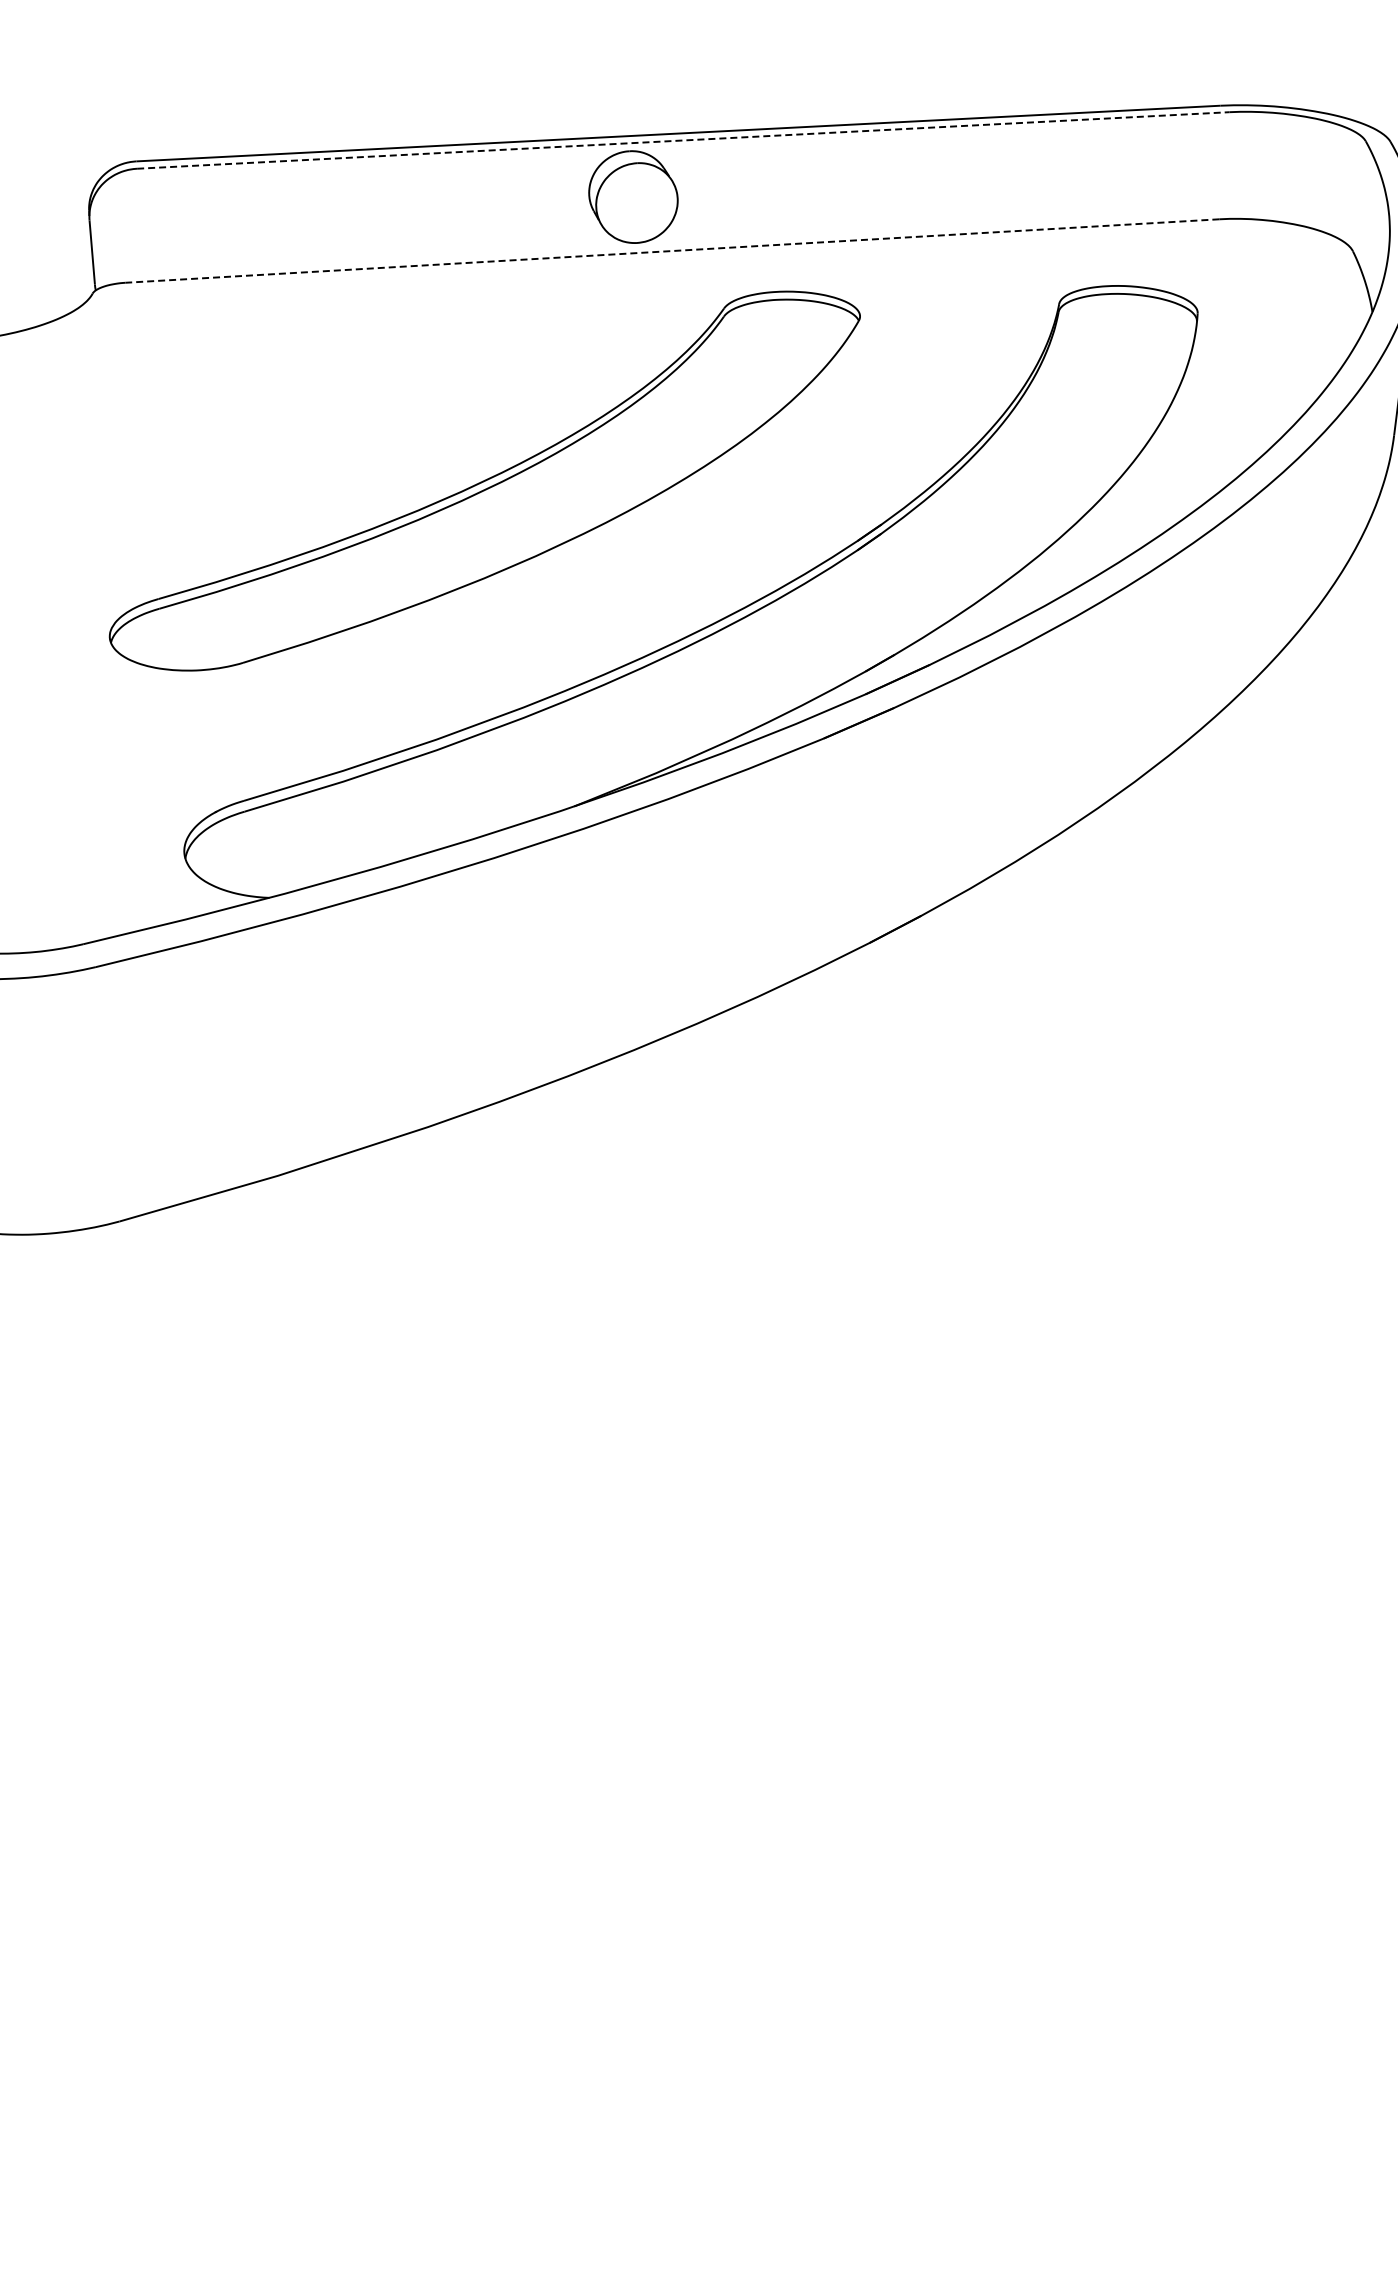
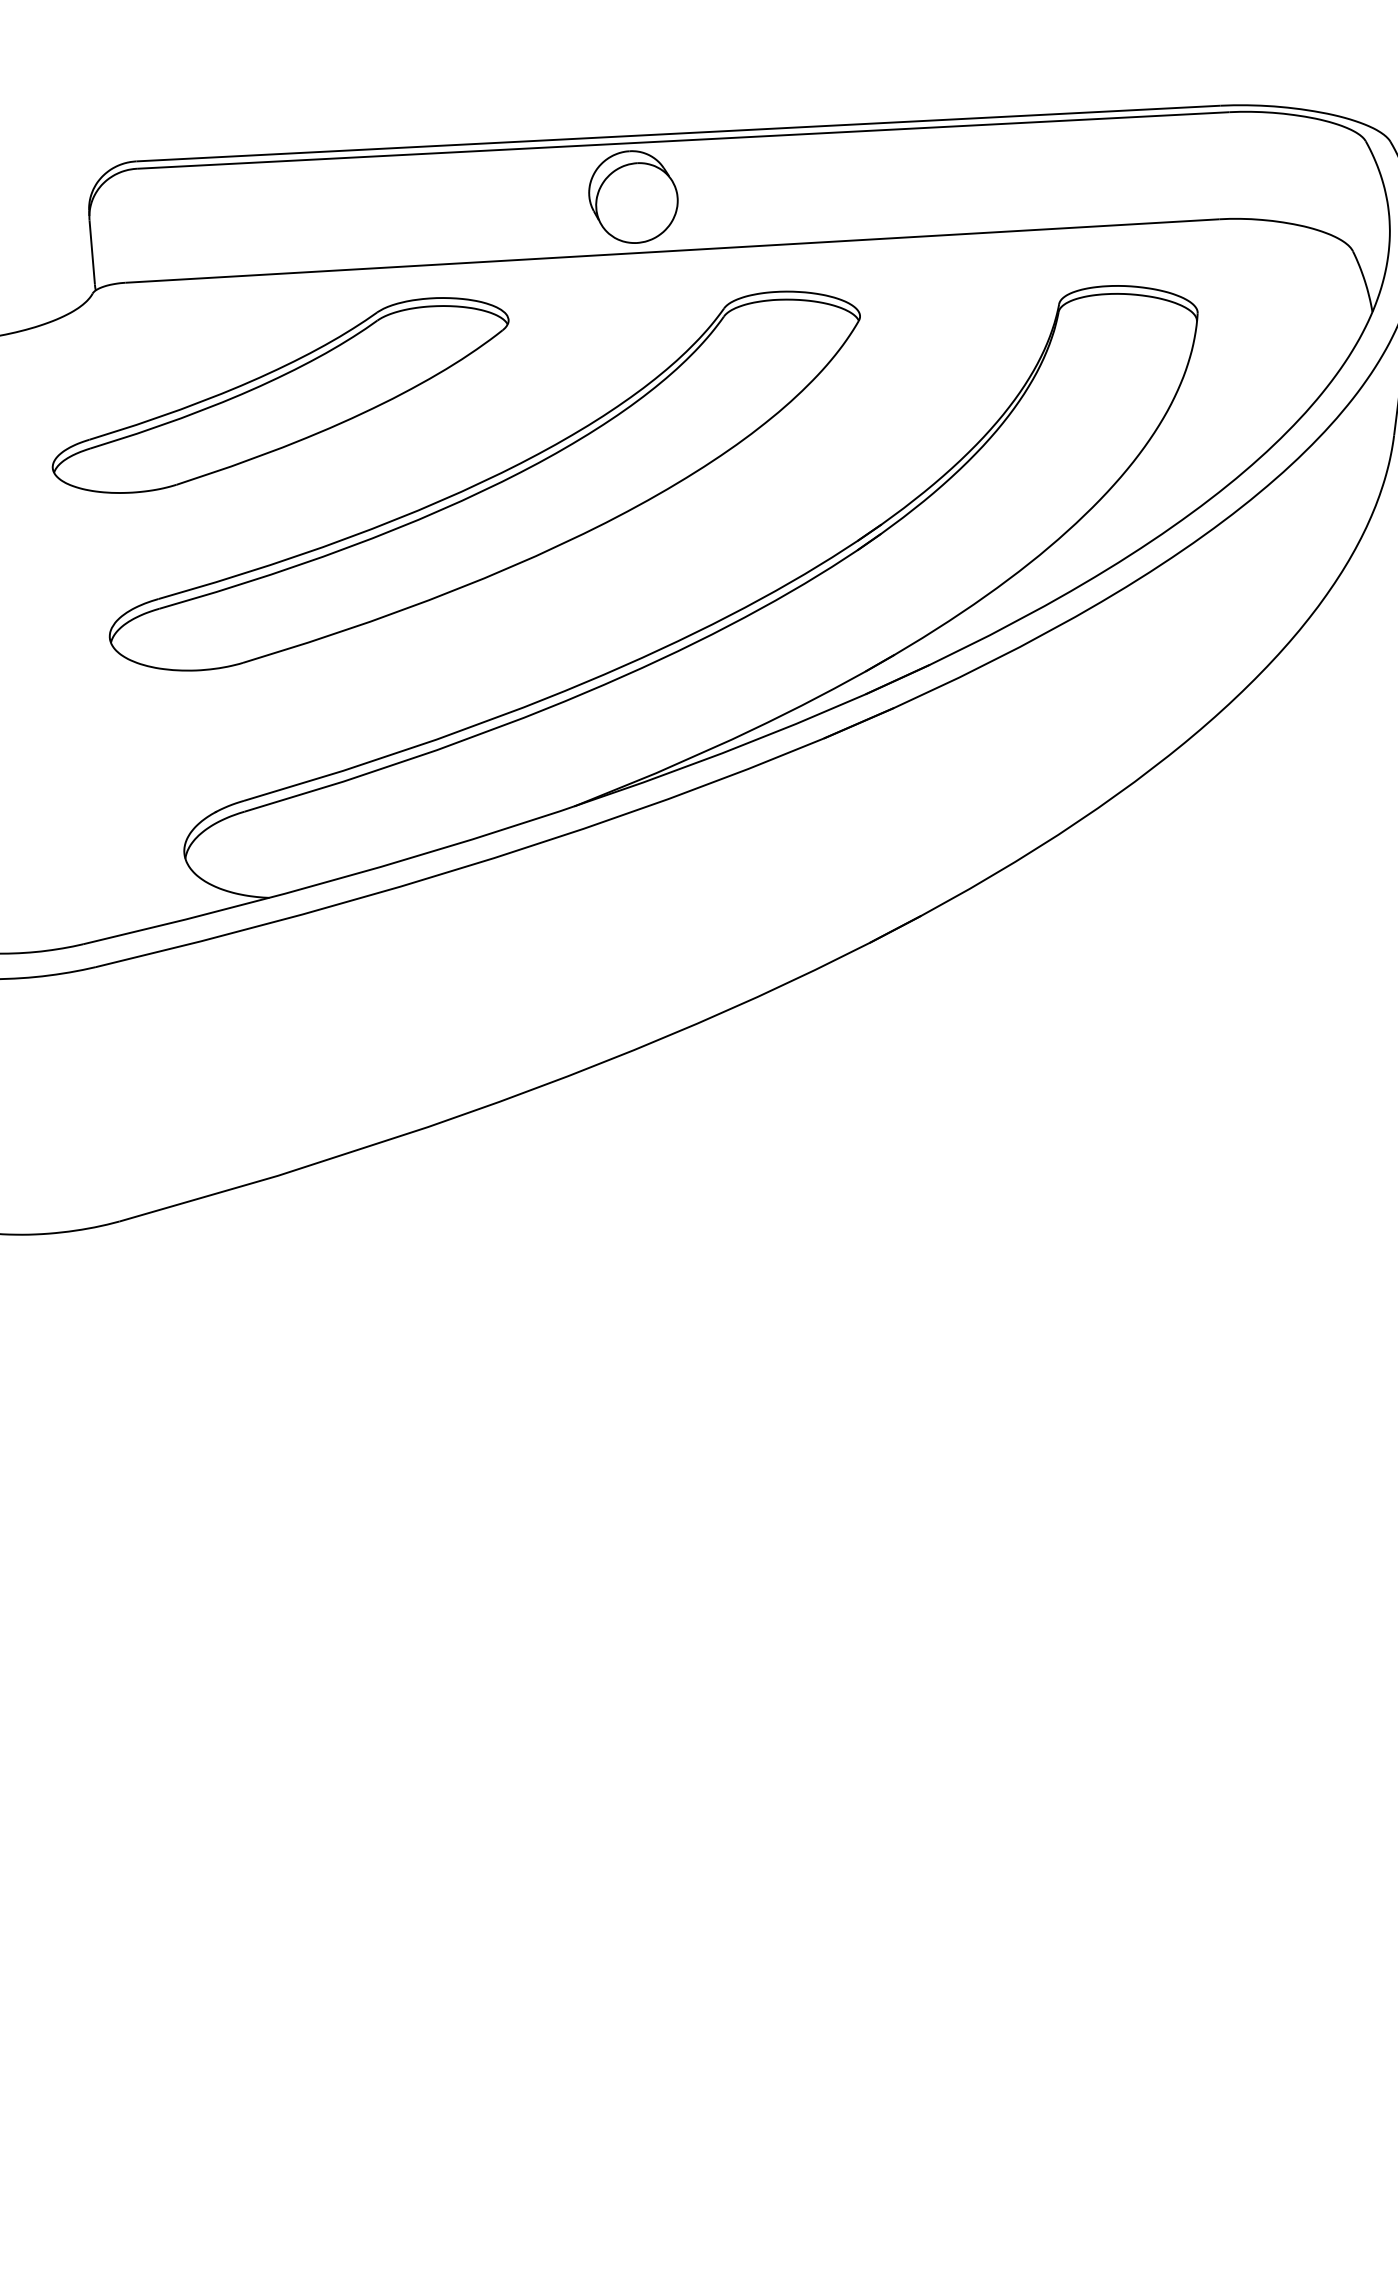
line: dashed -> solid (683, 140)
line: dashed -> solid (672, 251)
part: none -> present (280, 395)
